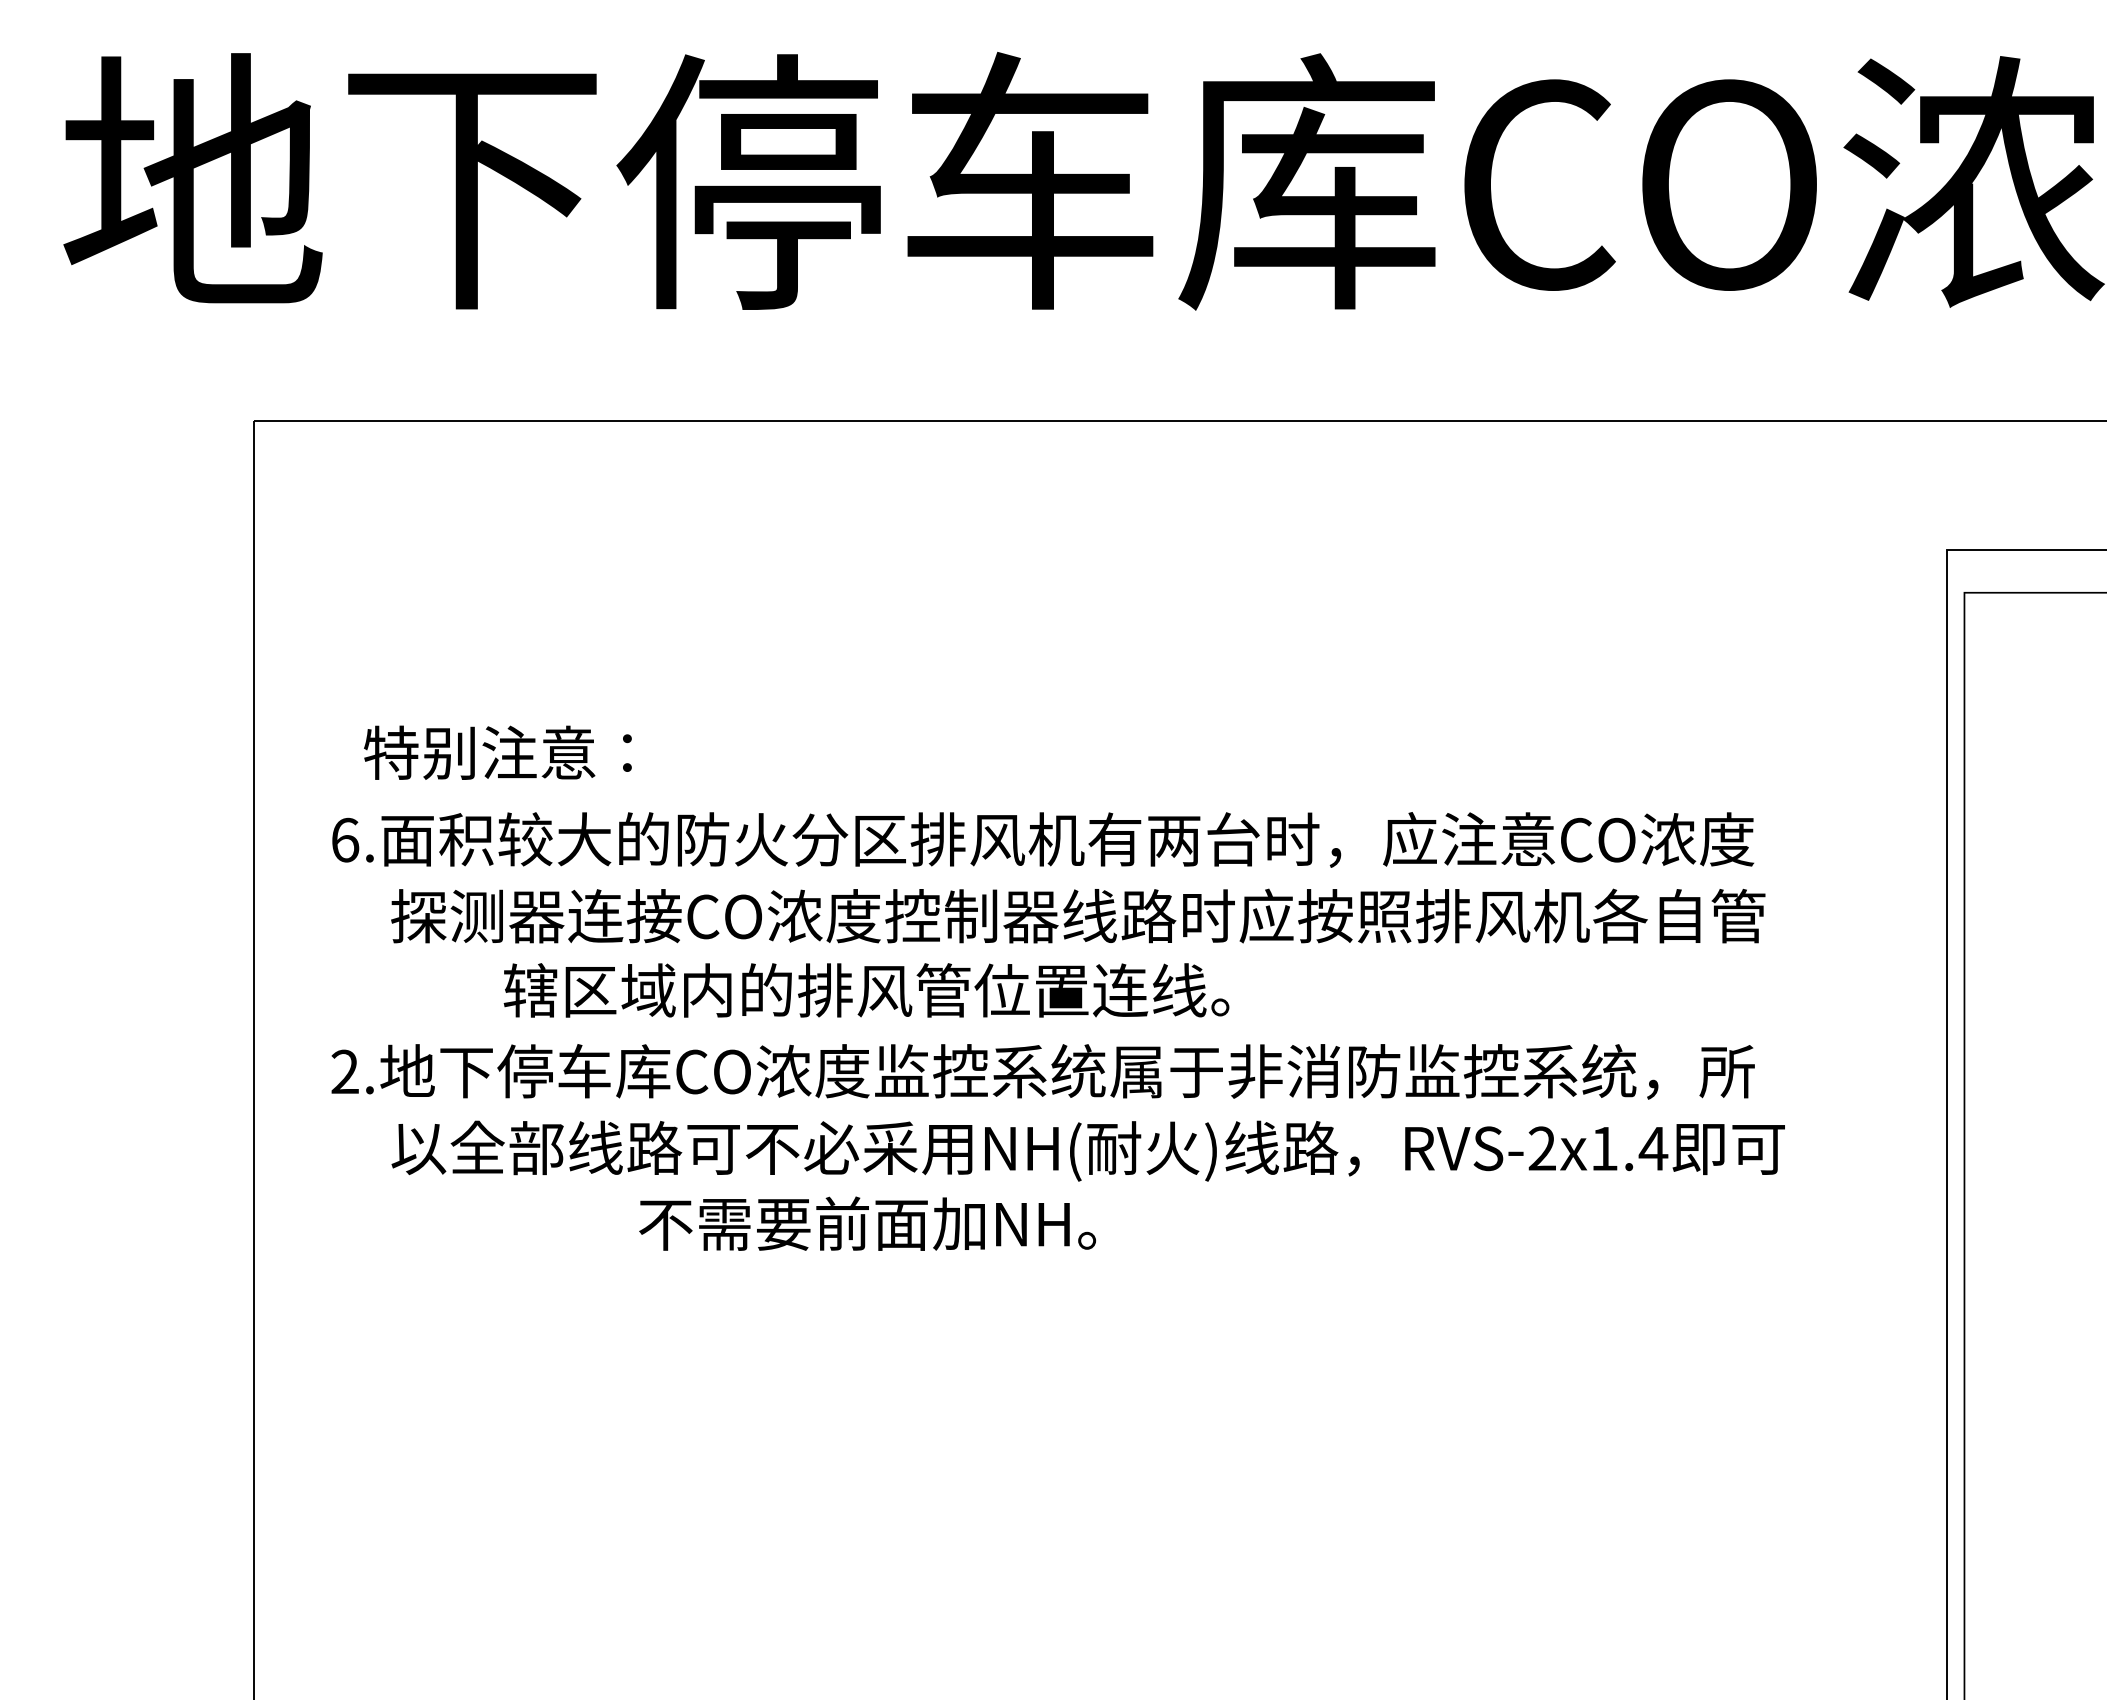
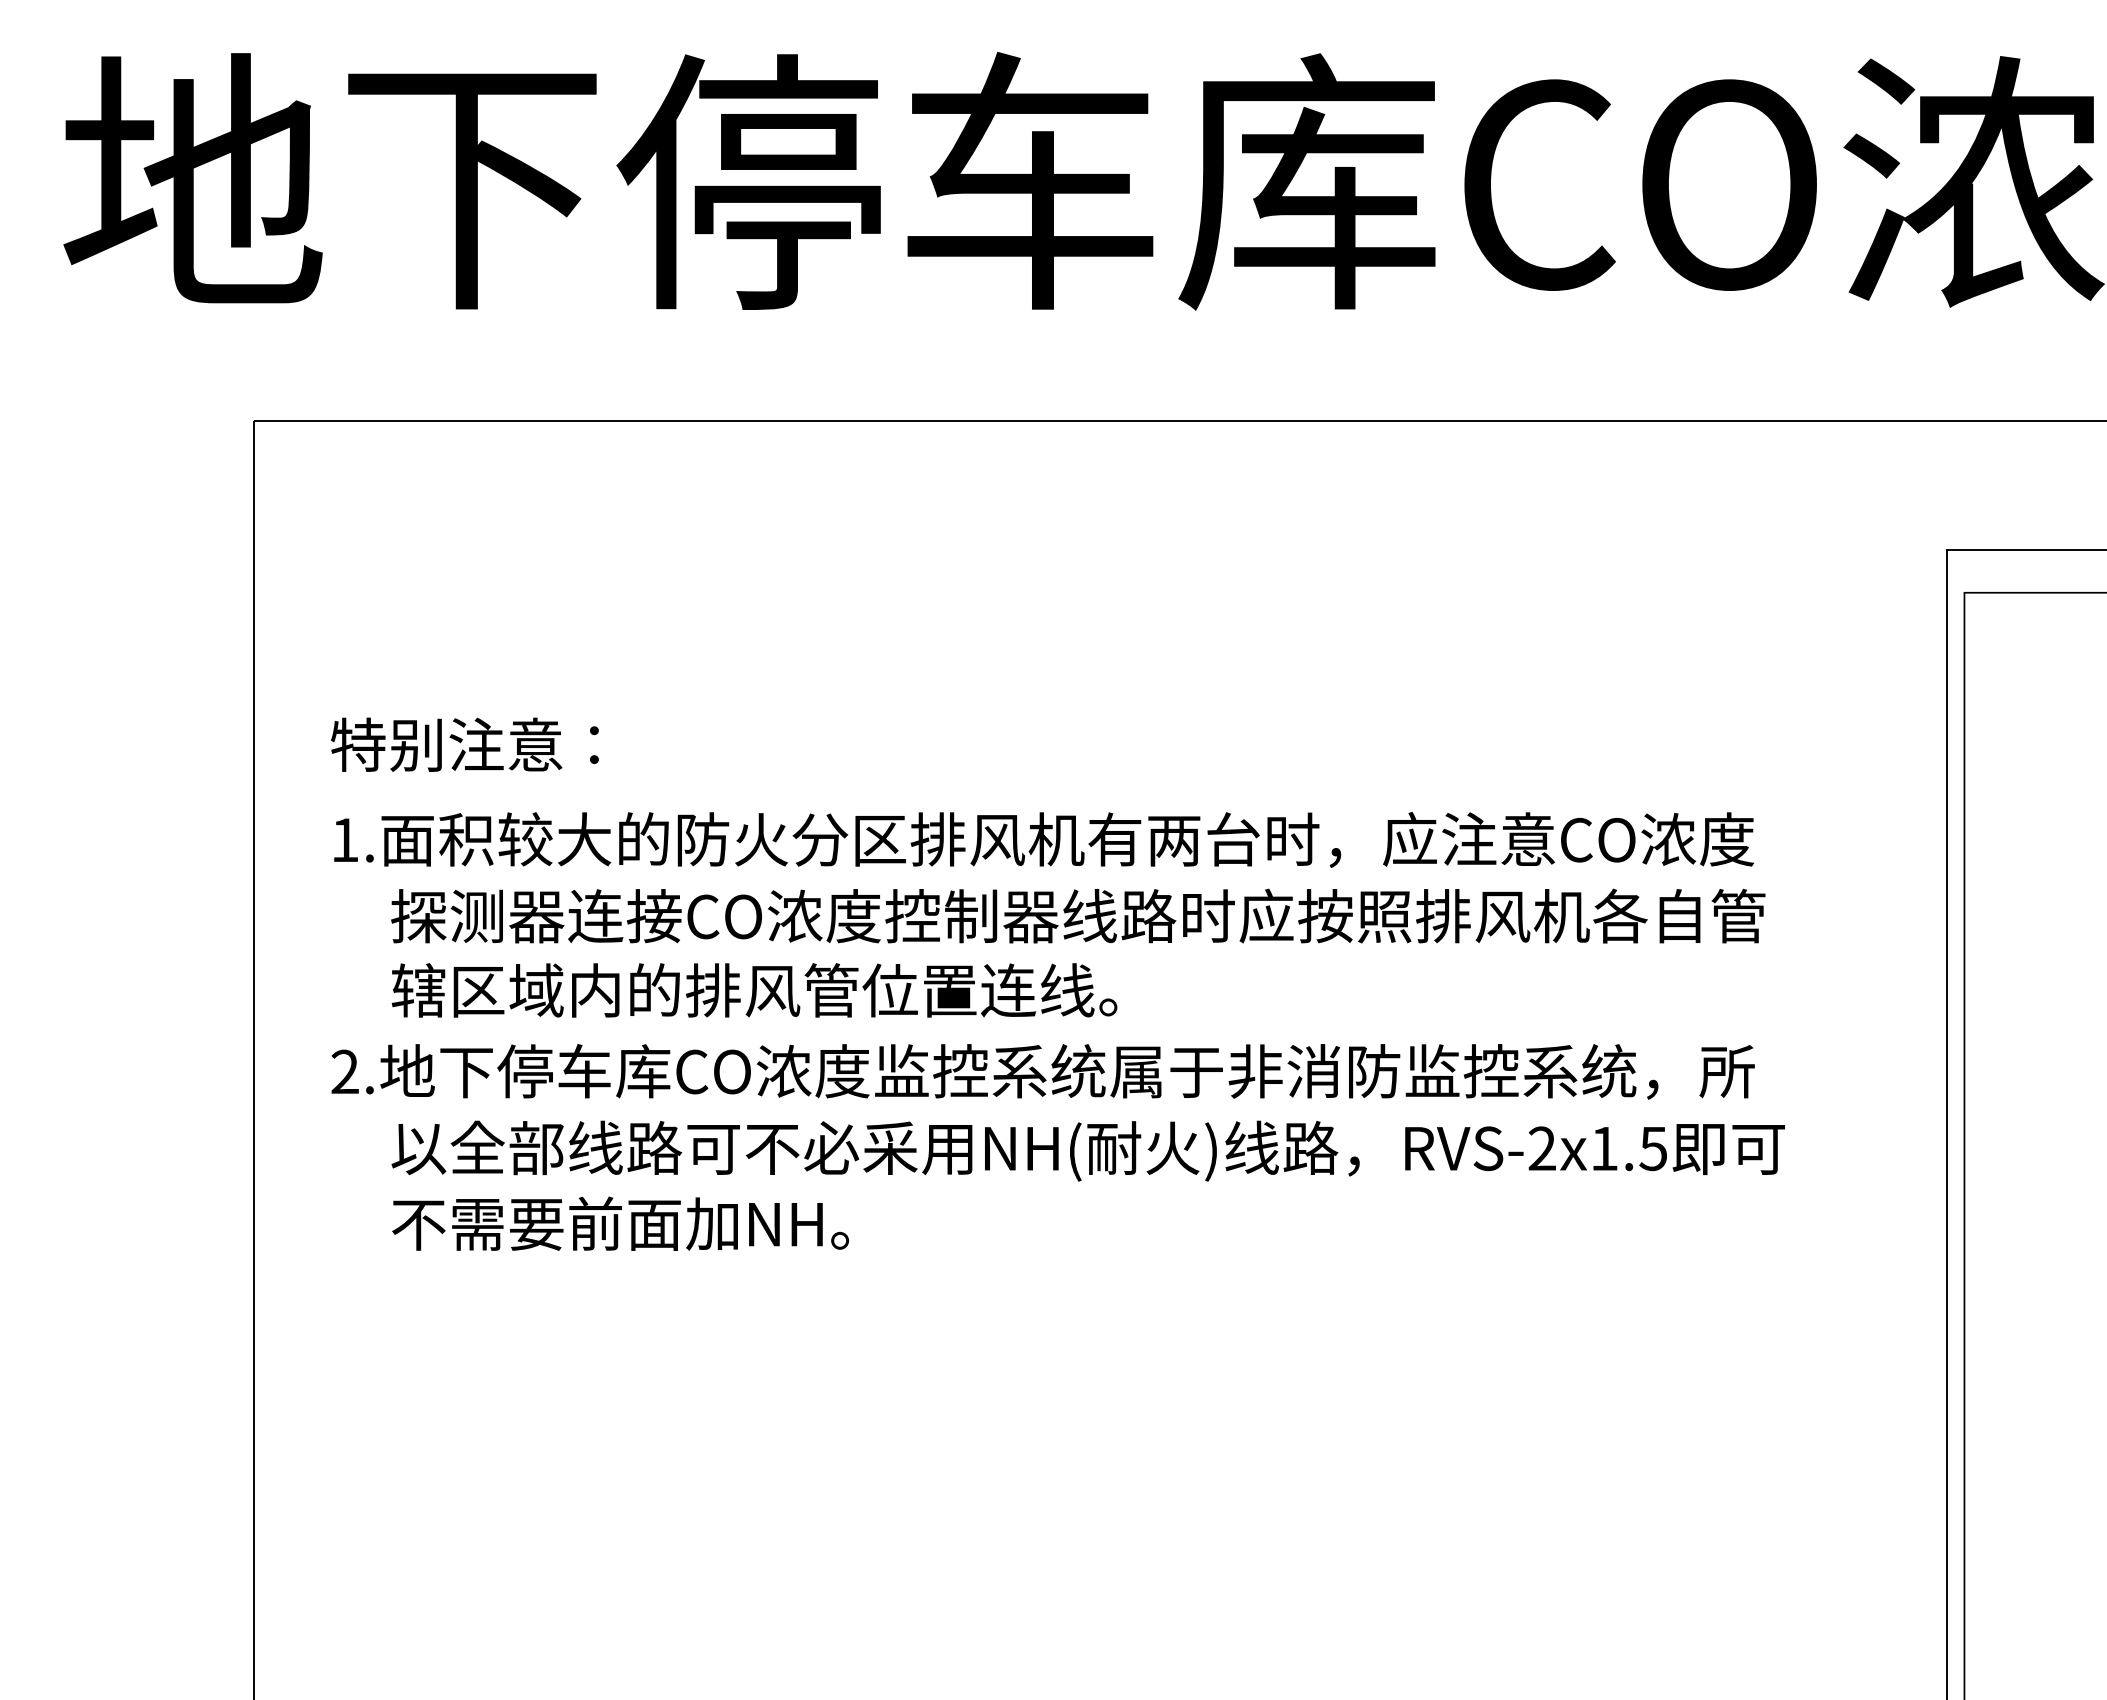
text position: (497, 752) -> (464, 744) (464, 744)
text: 6. -> 1. (345, 839)
text position: (866, 990) -> (754, 990) (754, 990)
text: RVS-2x1.4 -> RVS-2x1.5 (1653, 1149)
text position: (867, 1223) -> (620, 1223) (620, 1223)
